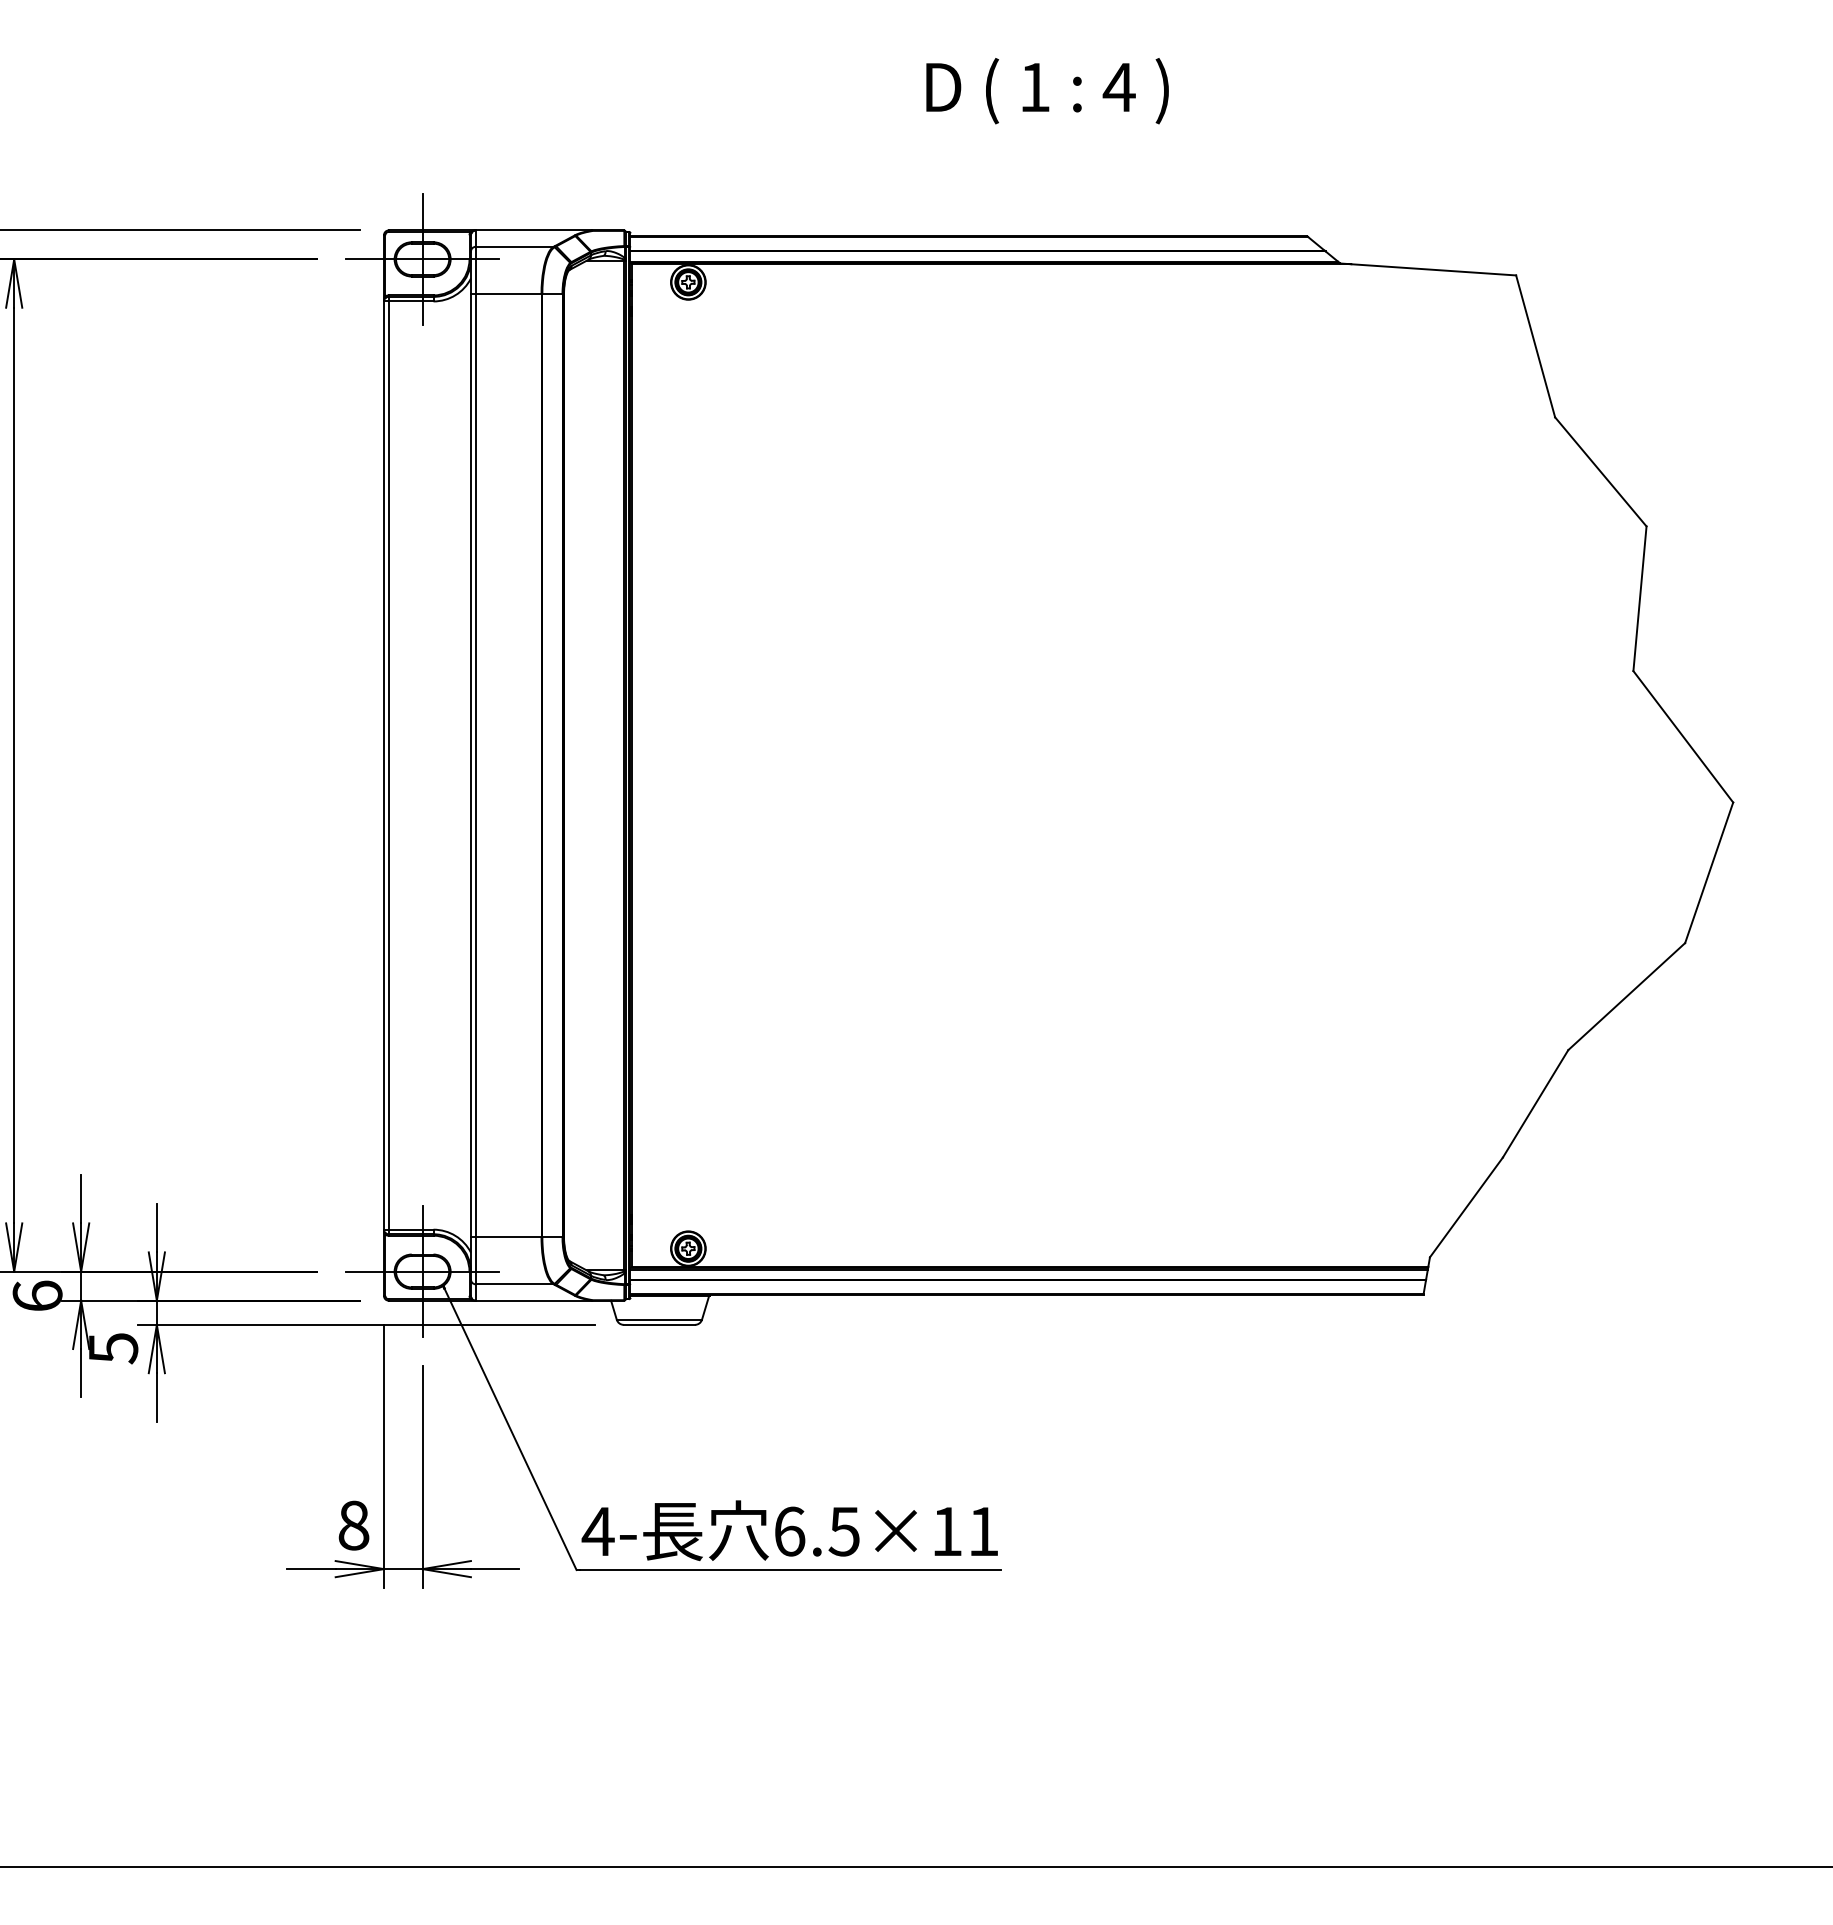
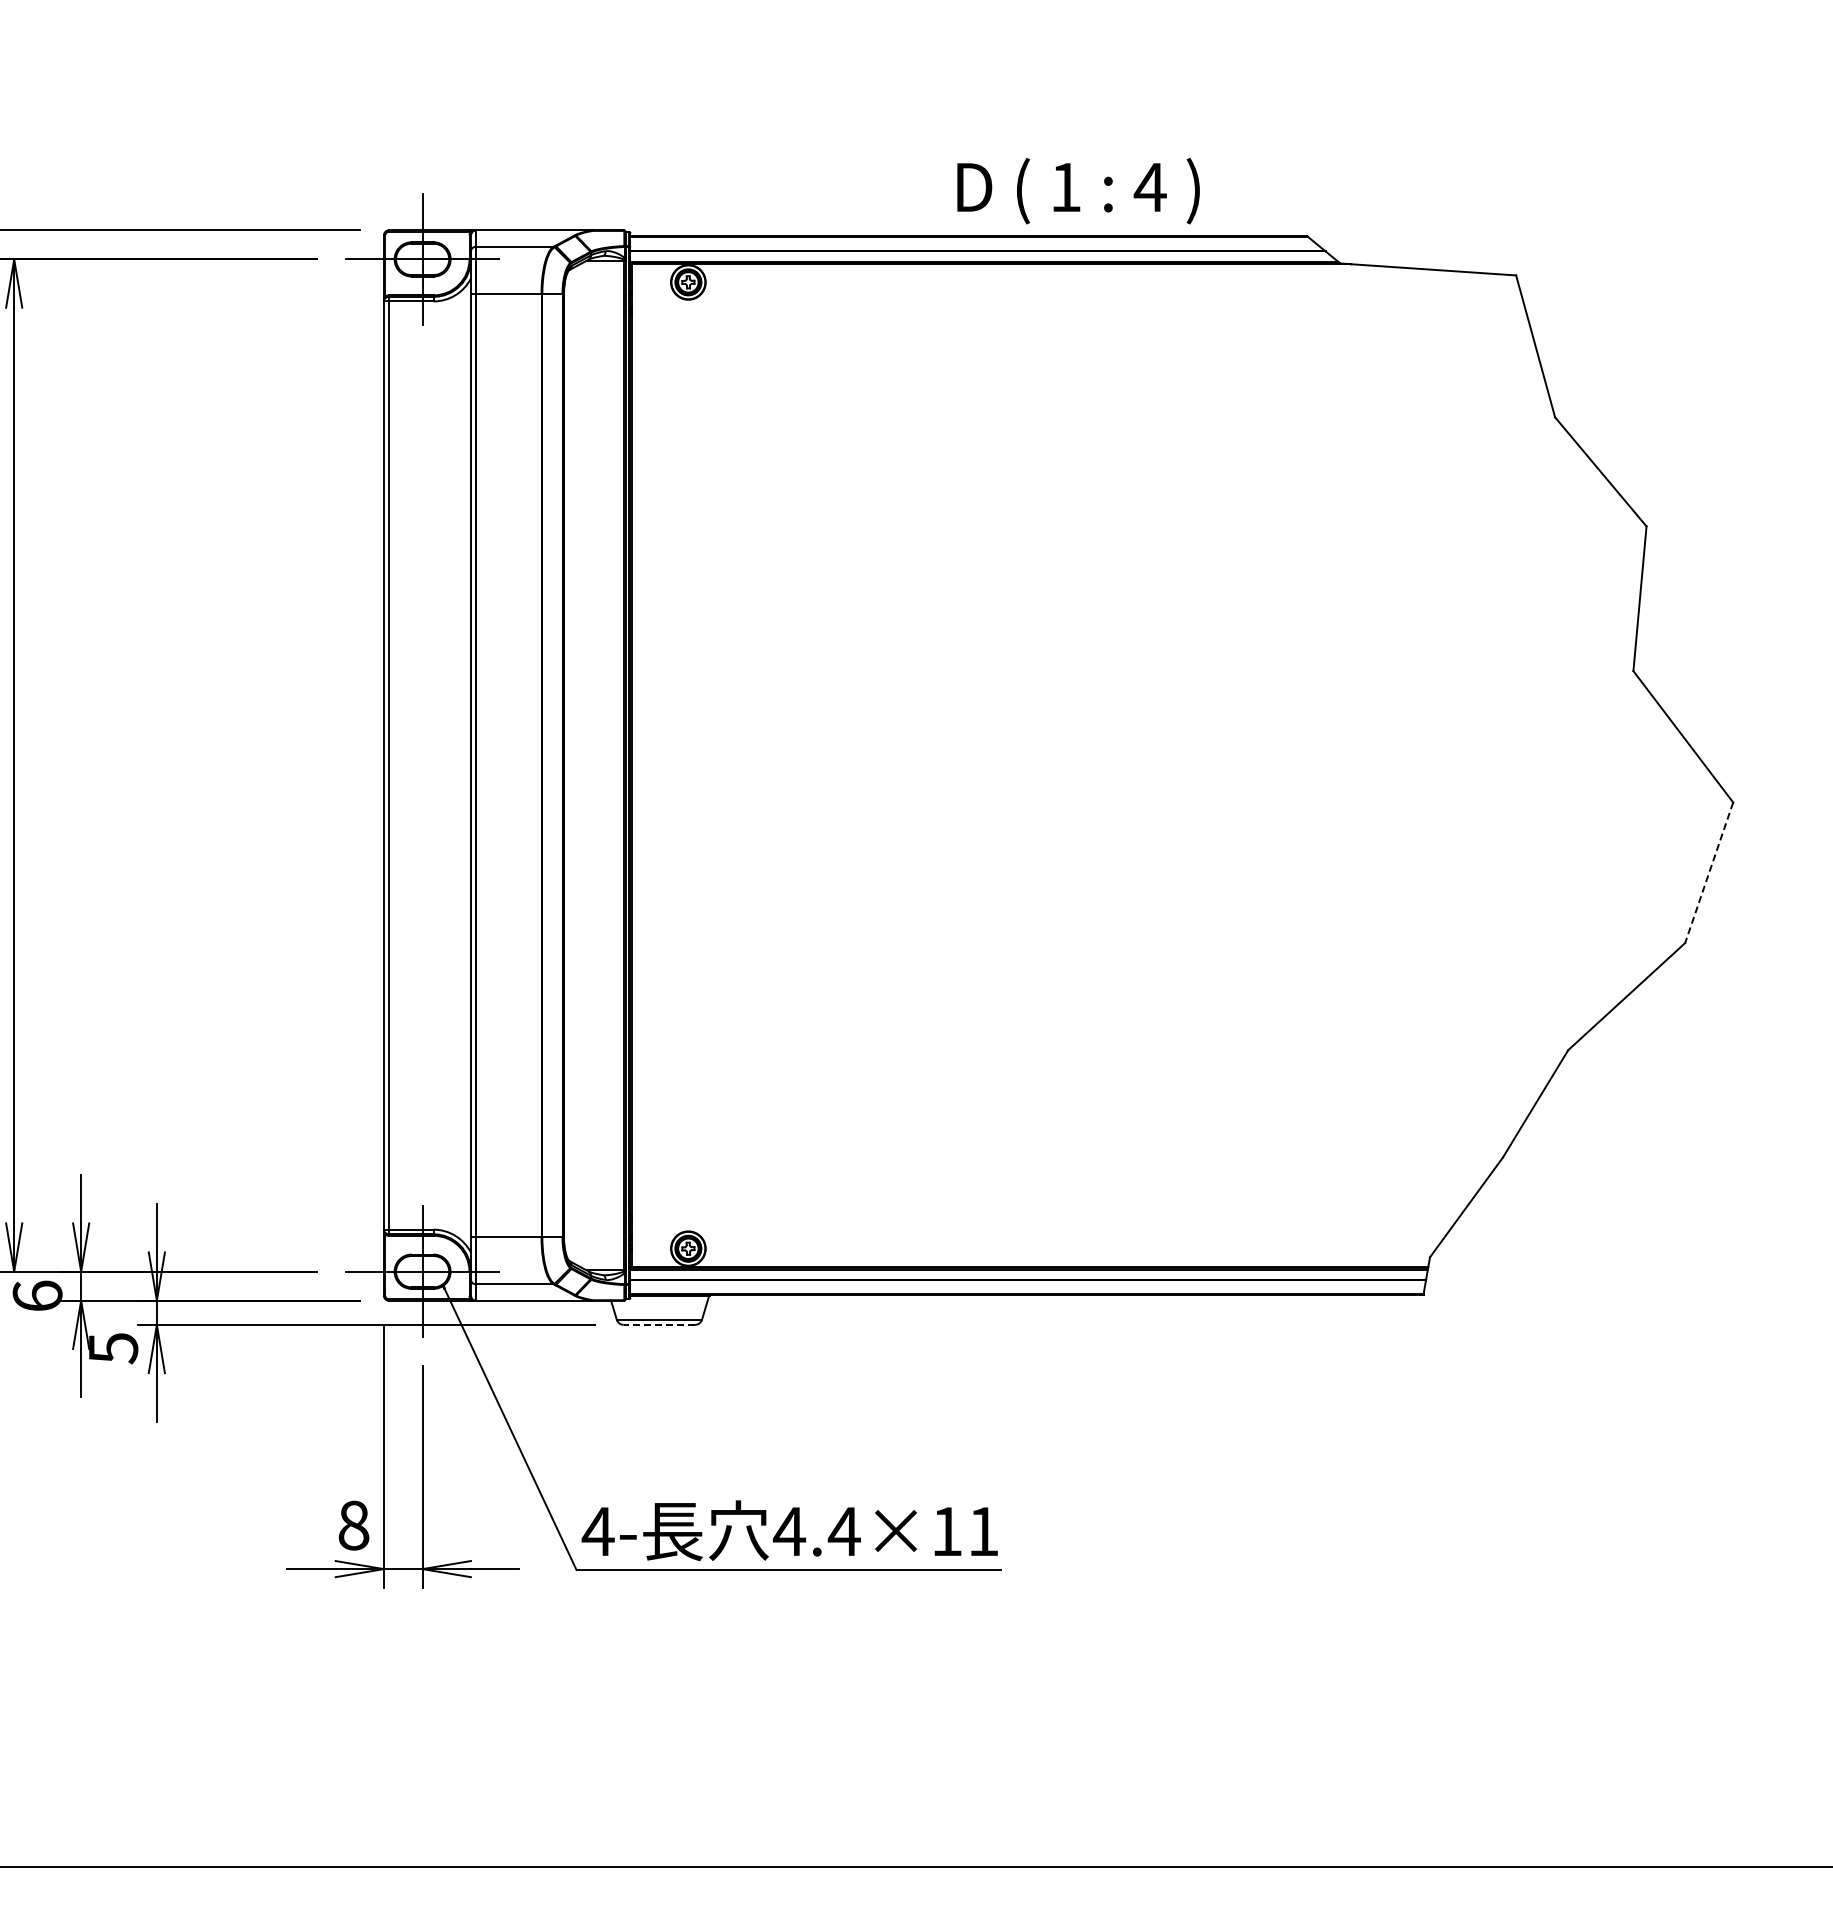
text position: (1047, 91) -> (1078, 191) (1078, 191)
line: solid -> dashed (1709, 873)
line: solid -> dashed (659, 1324)
text: 6.5×11 -> 4.4×11 (816, 1531)
